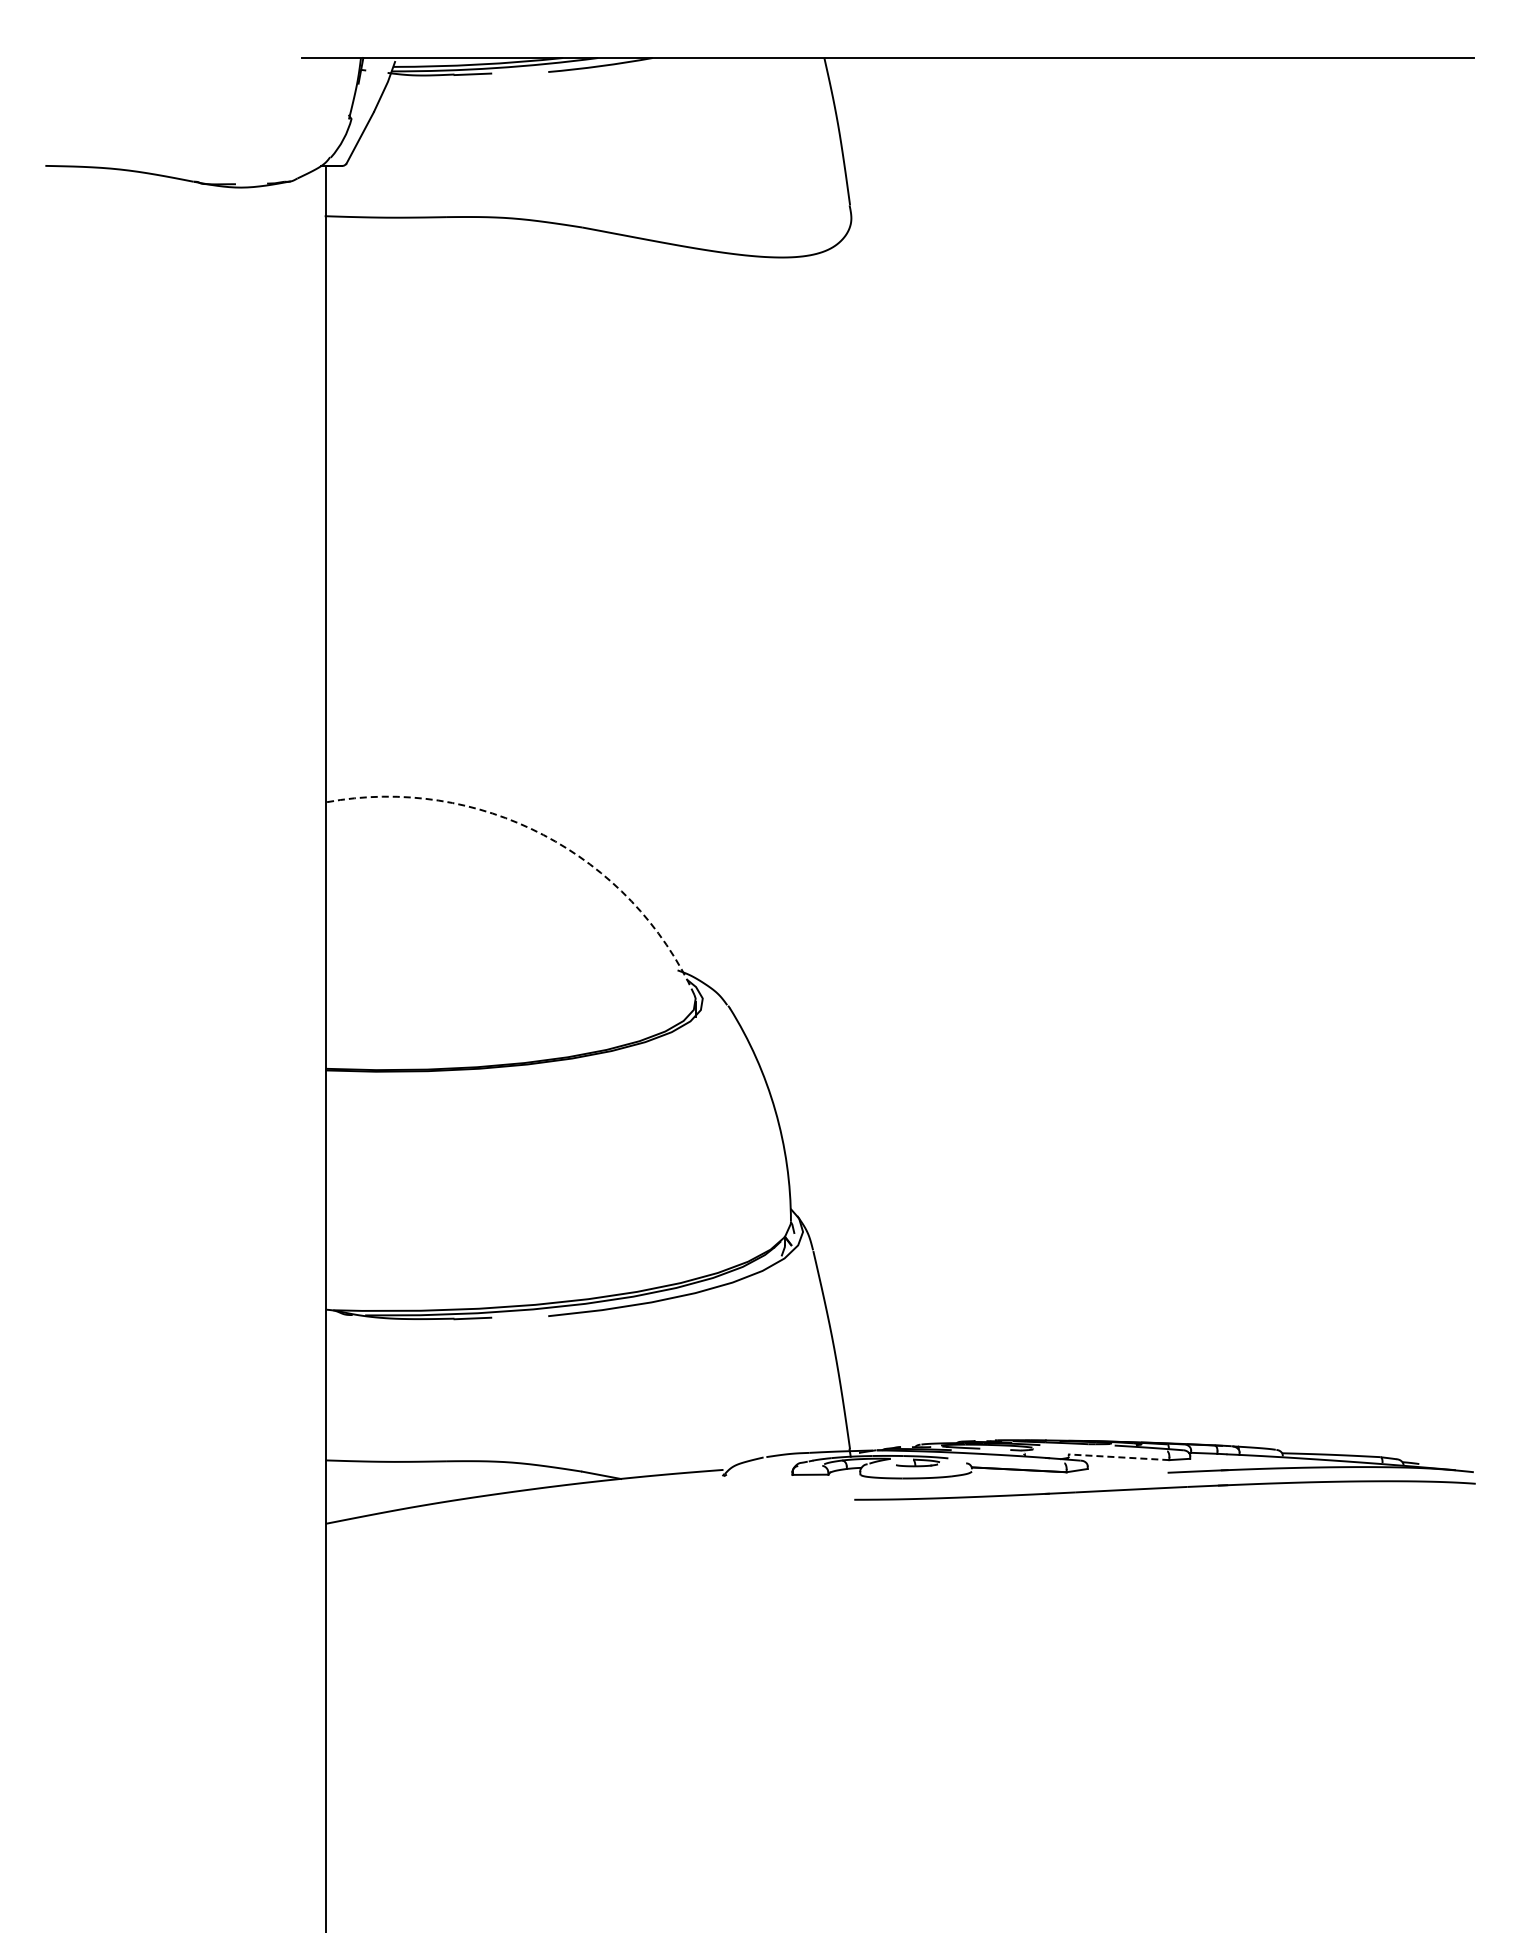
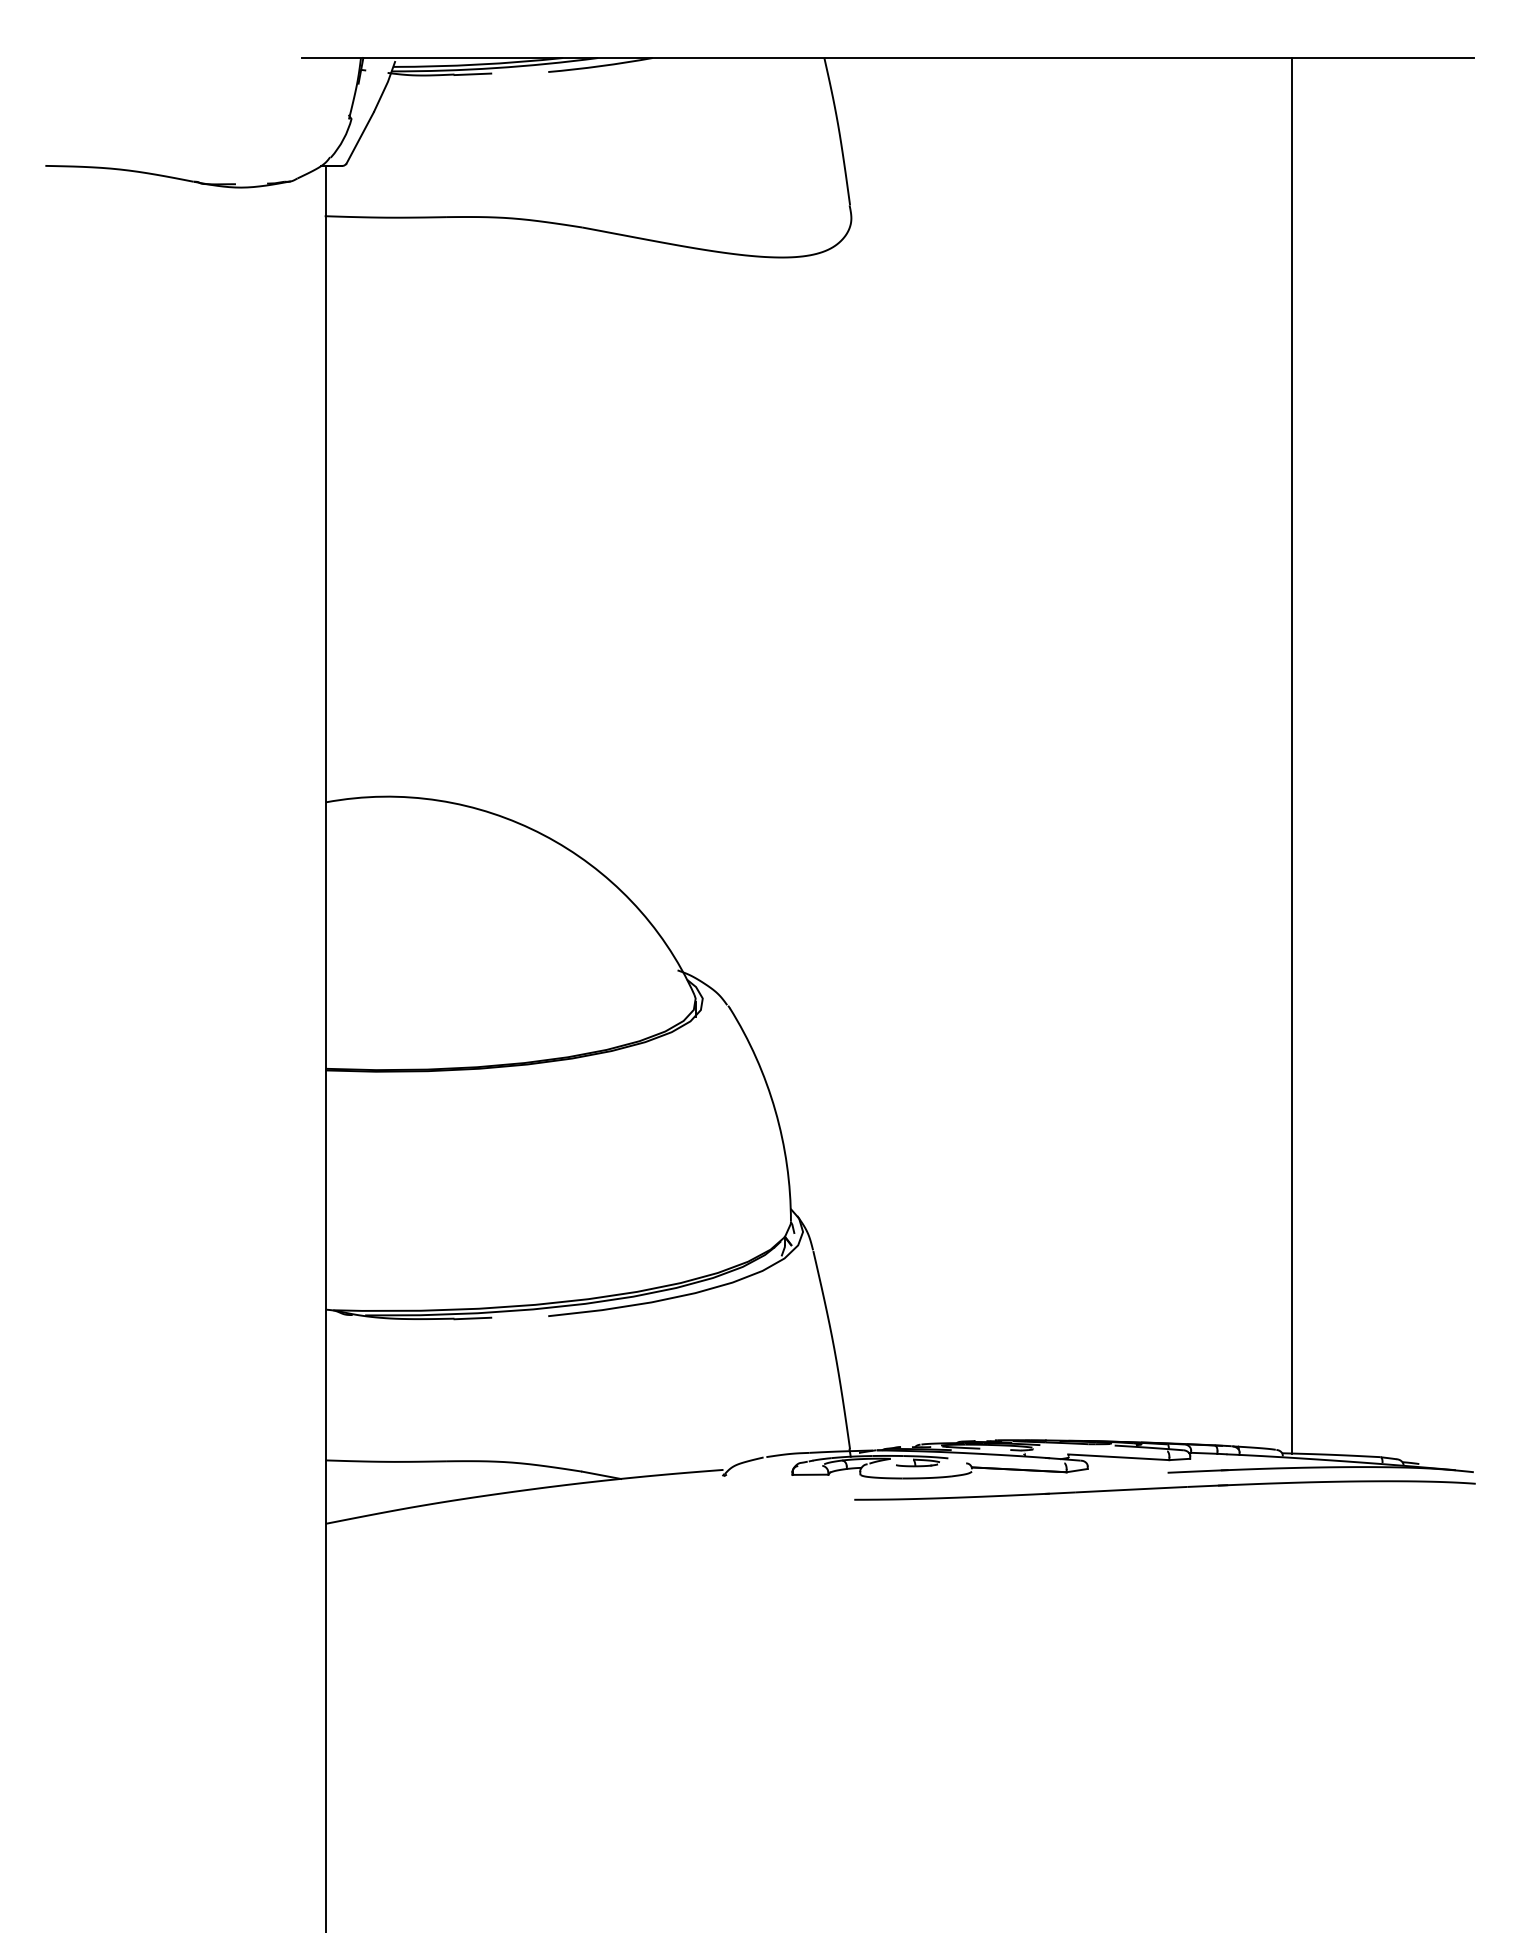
line: none -> present (1291, 755)
arc: dashed -> solid (543, 834)
line: dashed -> solid (1118, 1457)
